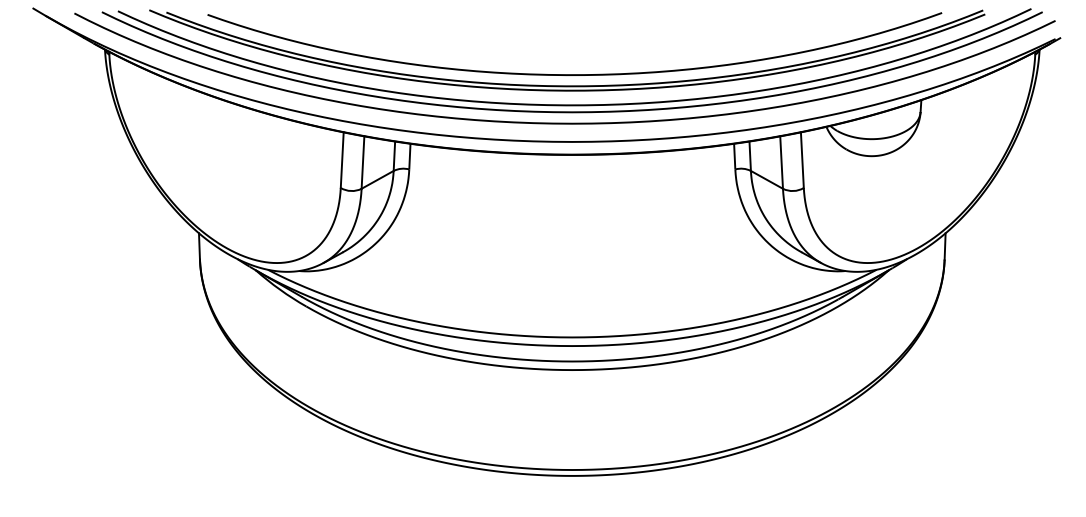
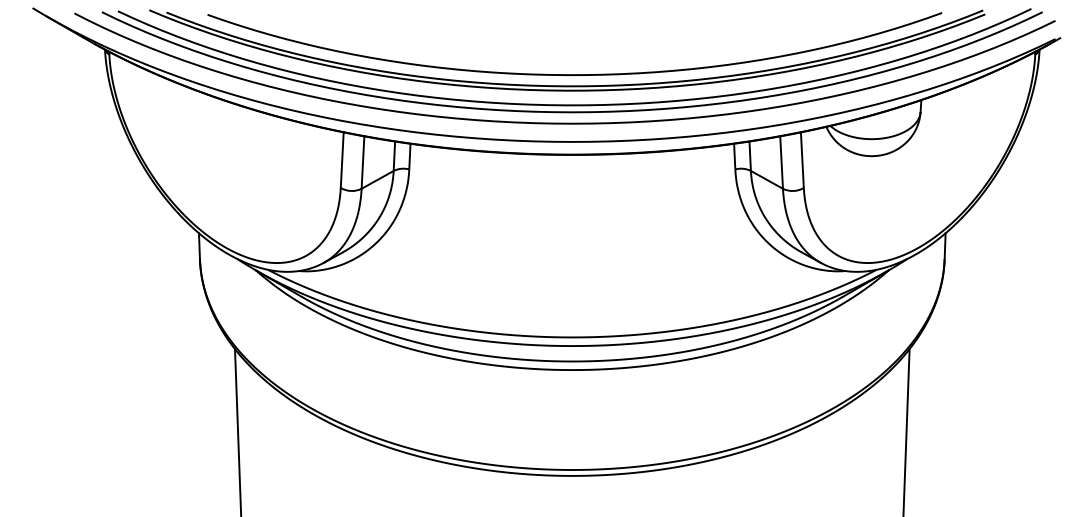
line: none -> present (237, 431)
line: none -> present (906, 431)
